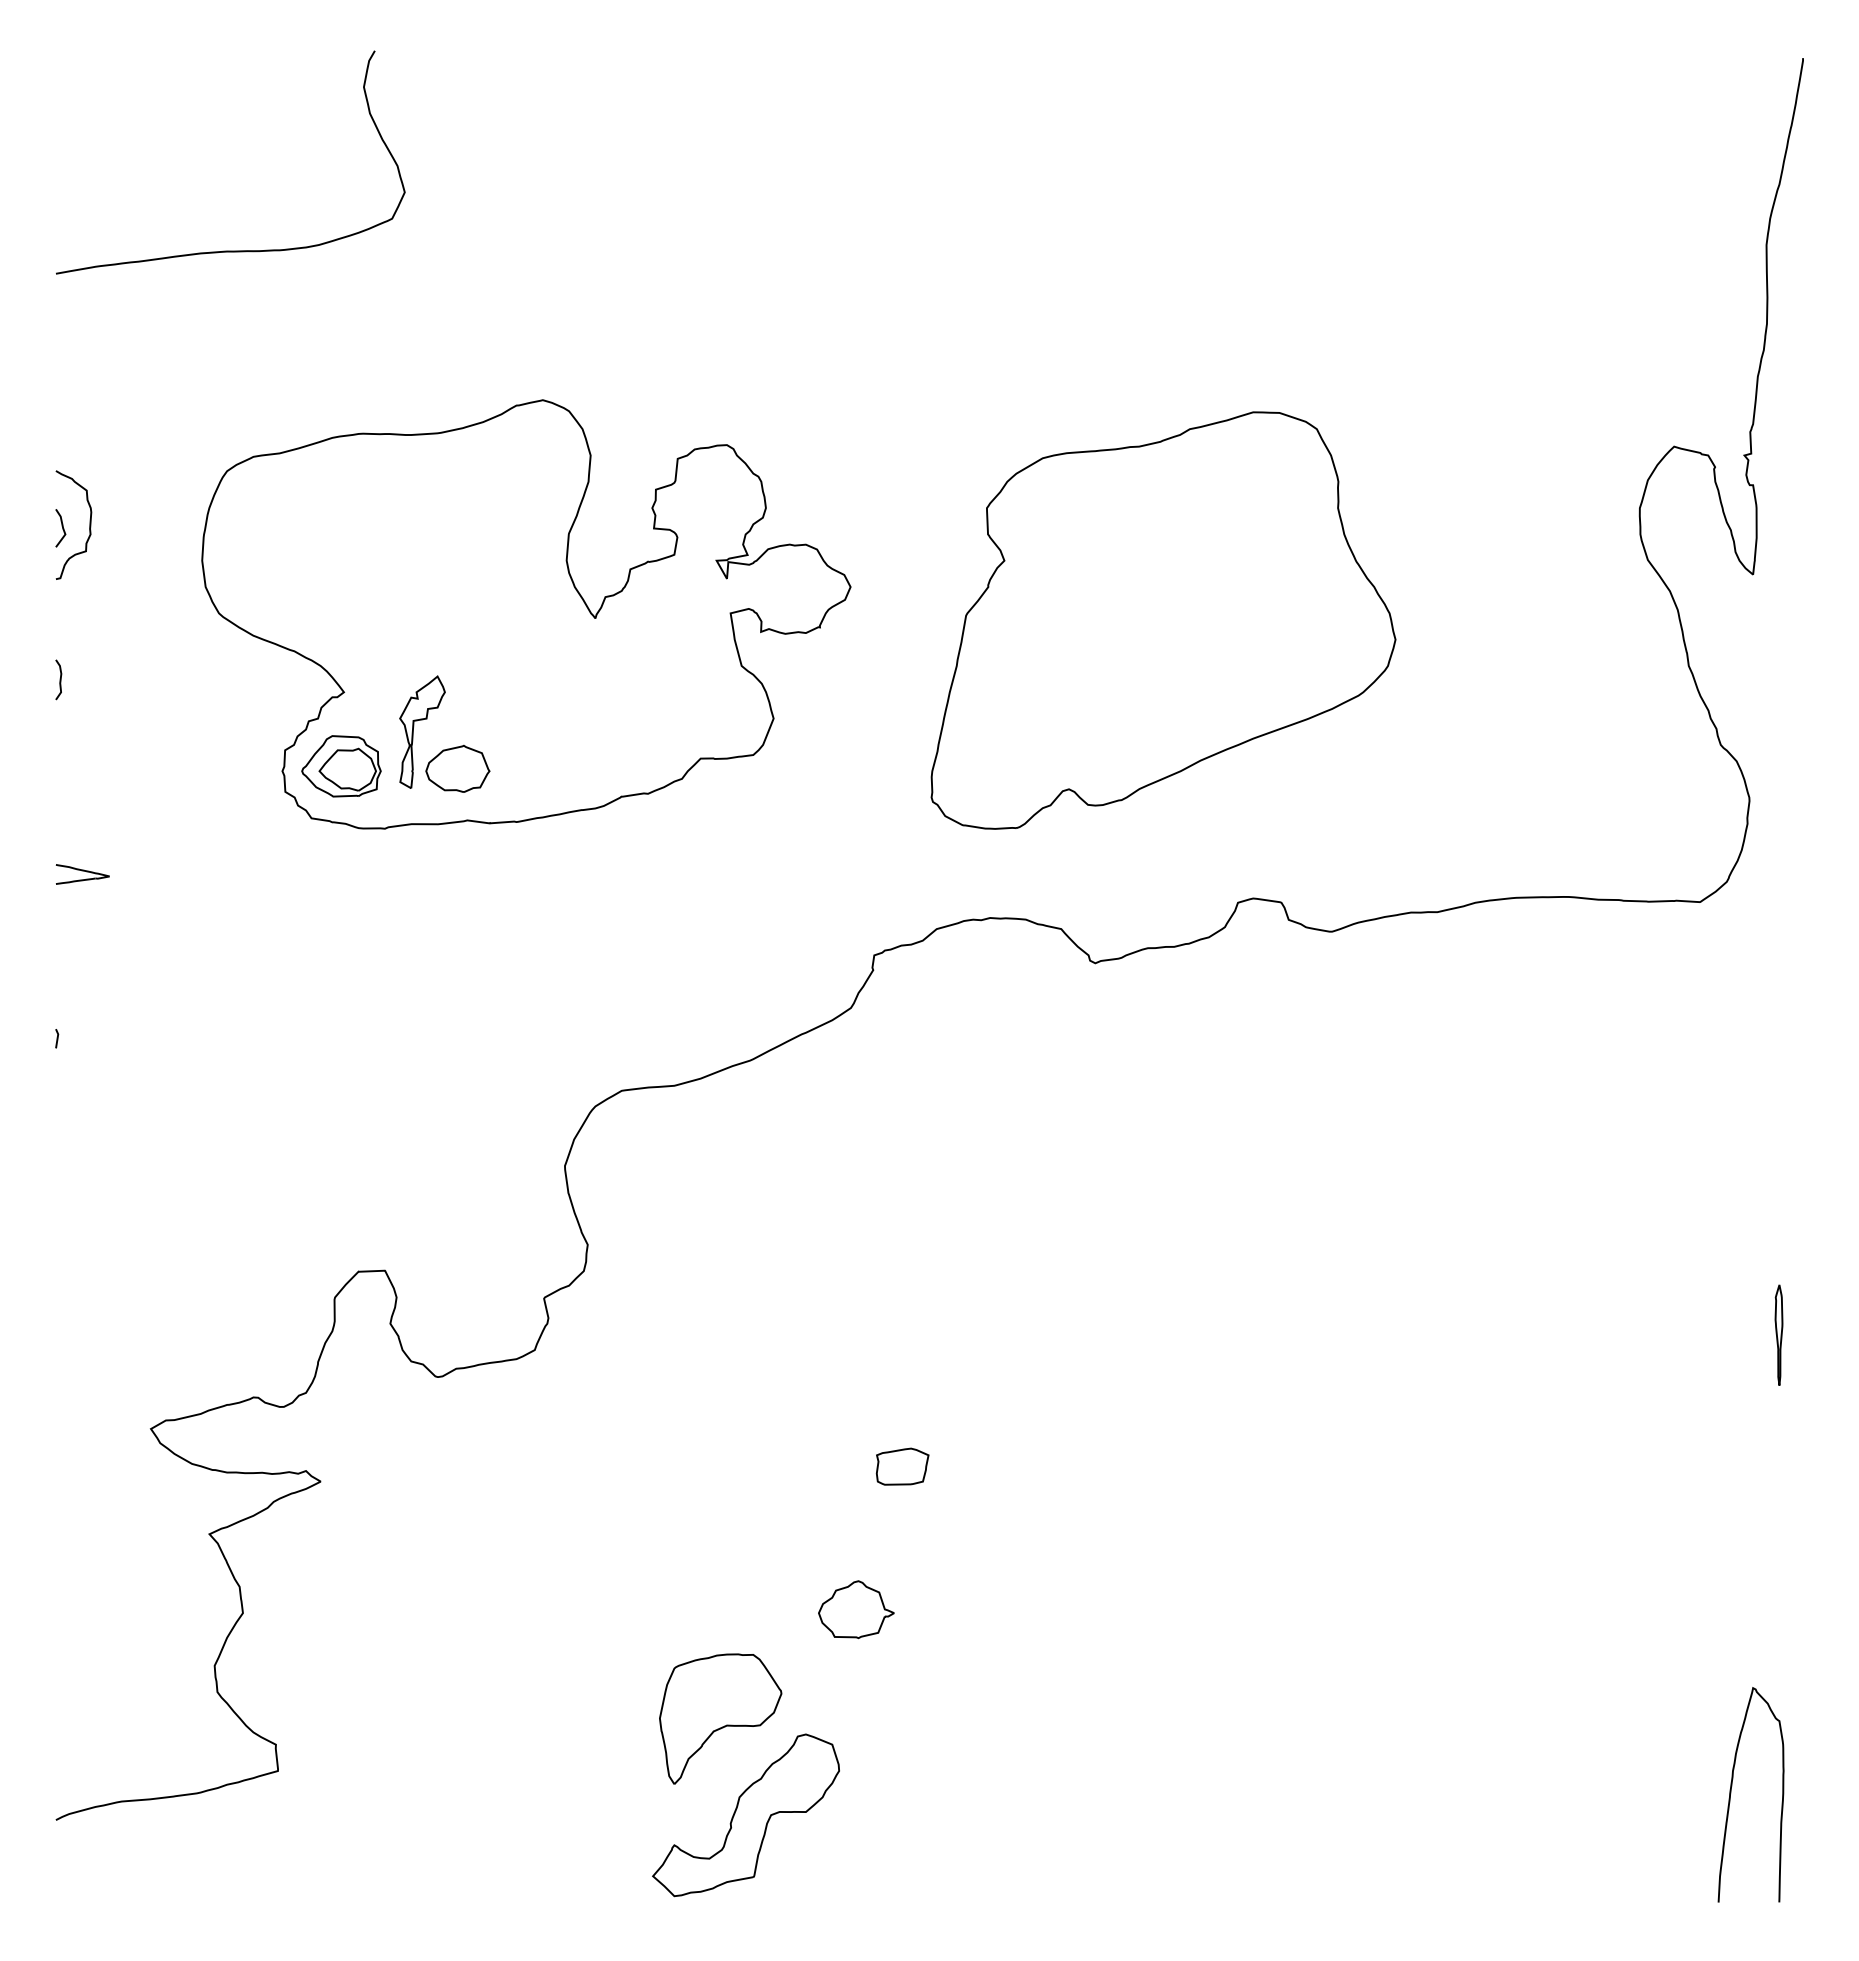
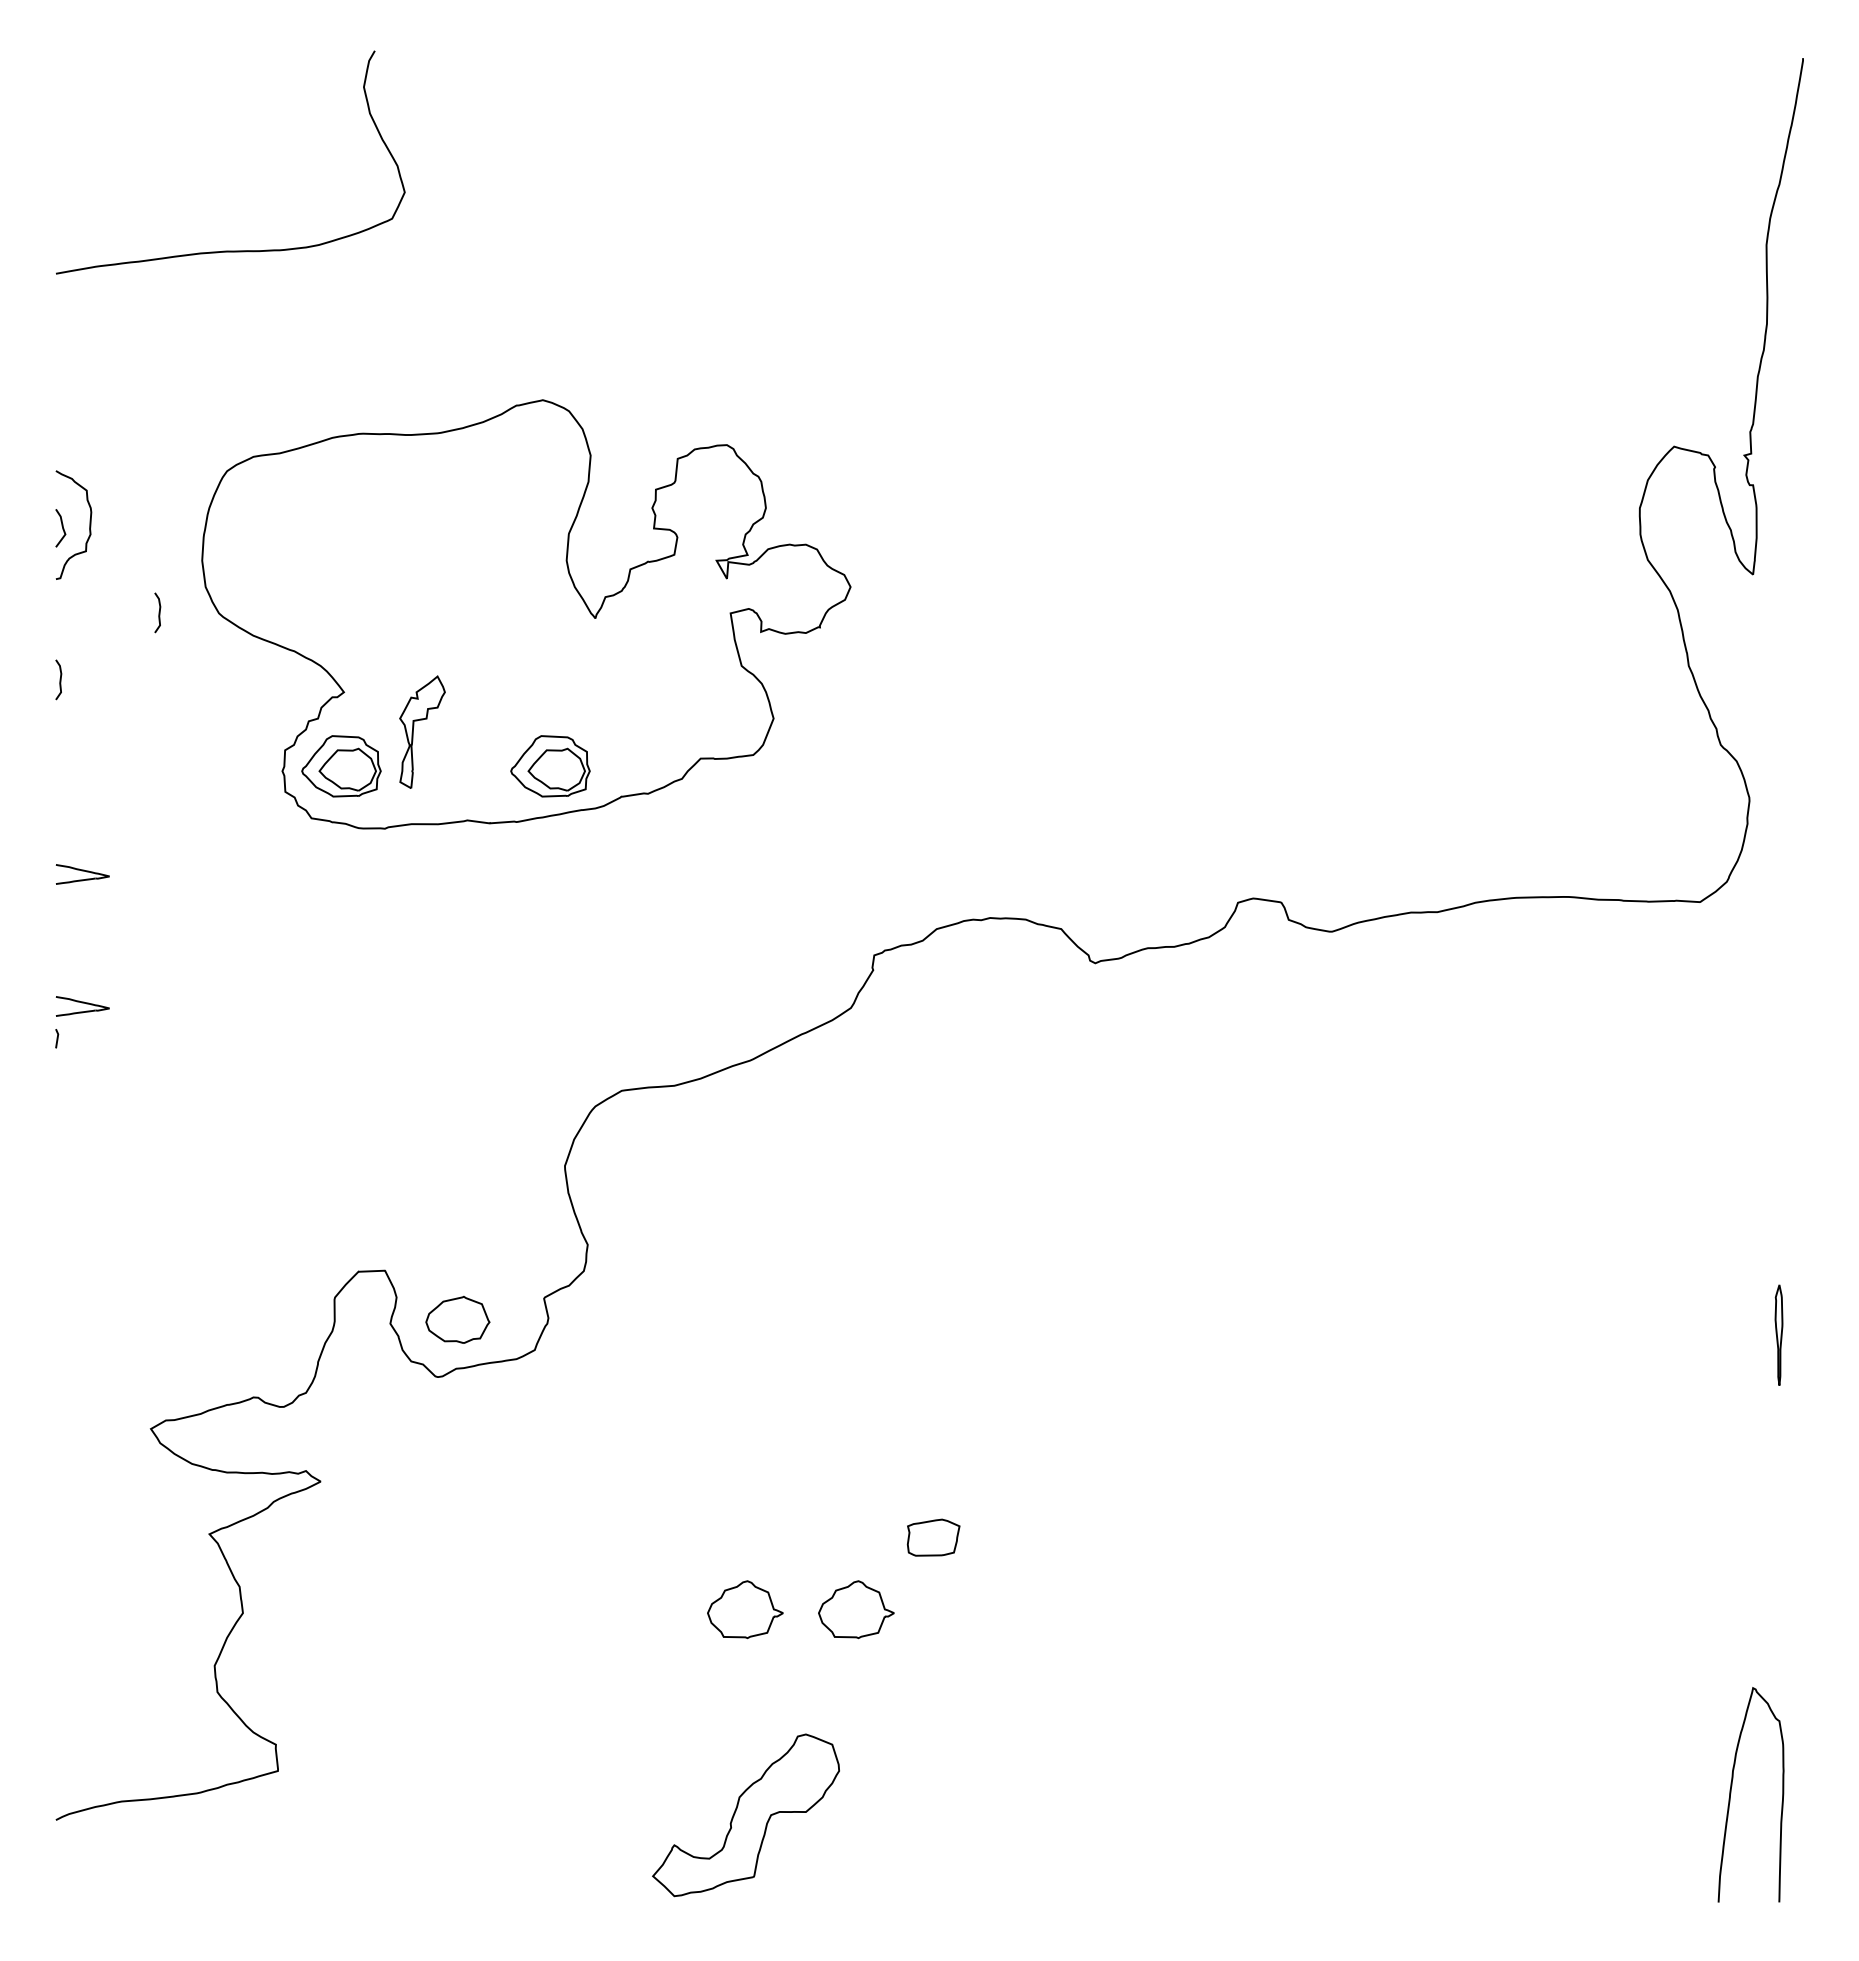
curve: none -> present (158, 612)
part: present -> none (1163, 620)
part: none -> present (550, 766)
part position: (457, 768) -> (457, 1319) (457, 1319)
part: none -> present (82, 1006)
part position: (902, 1466) -> (933, 1537) (933, 1537)
part: none -> present (745, 1609)
part: present -> none (720, 1718)
